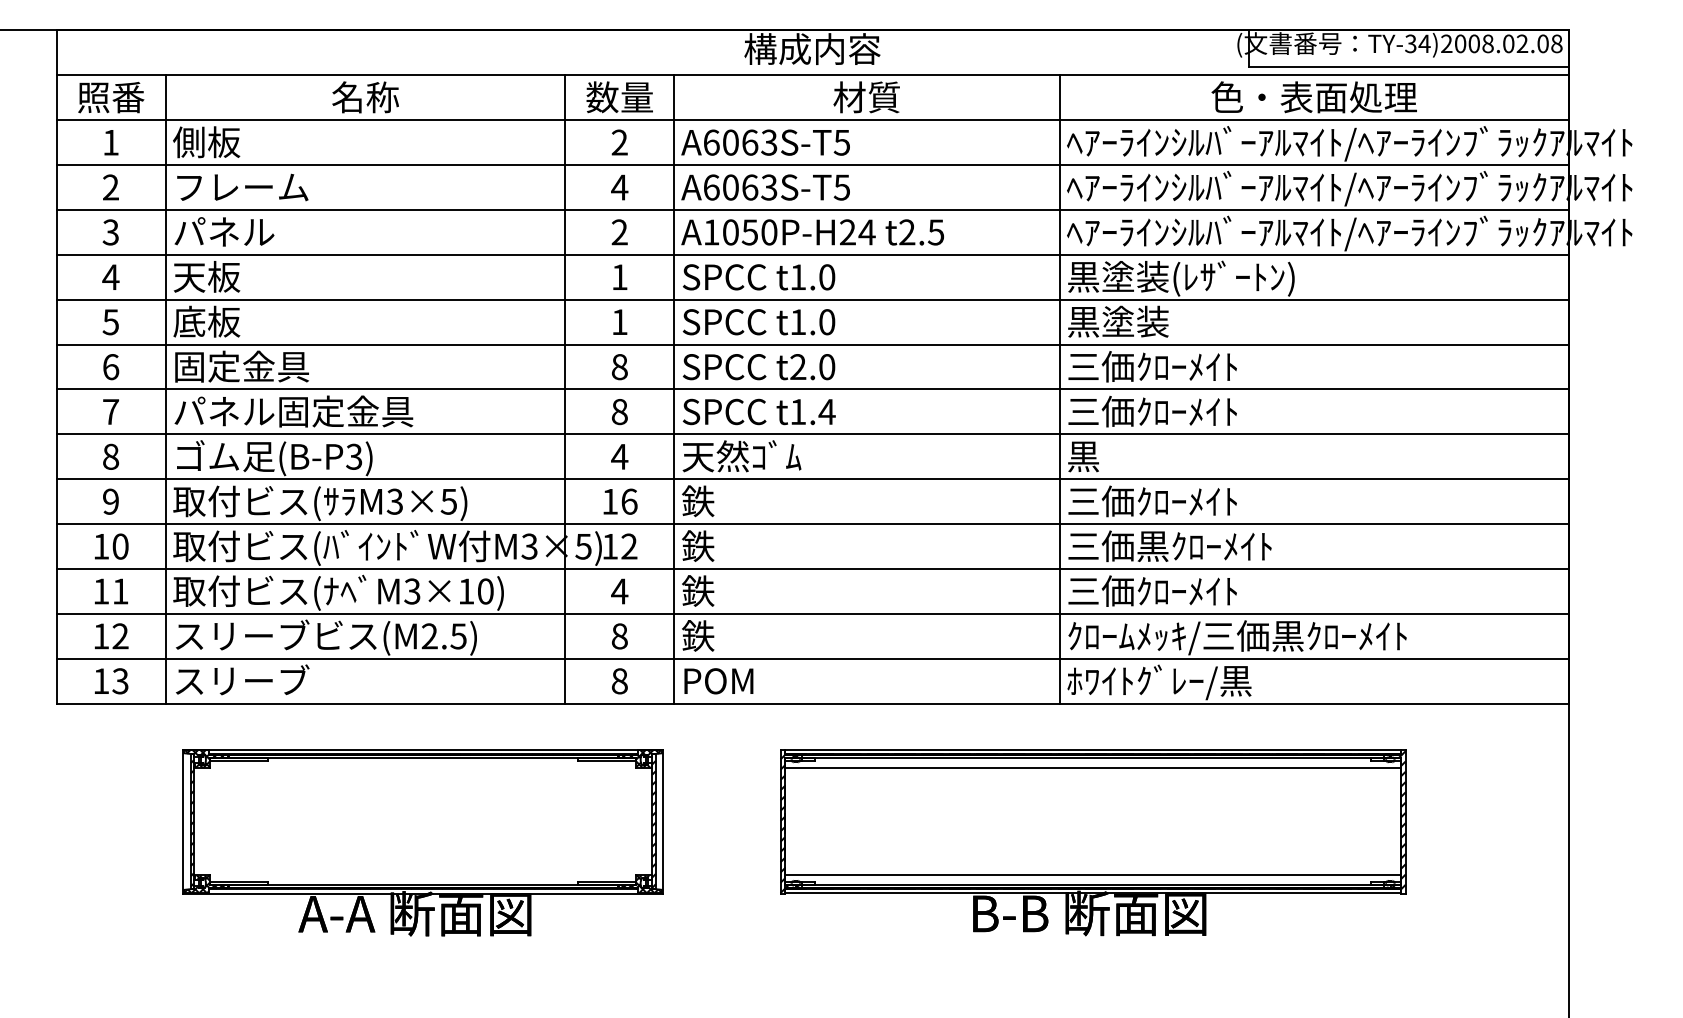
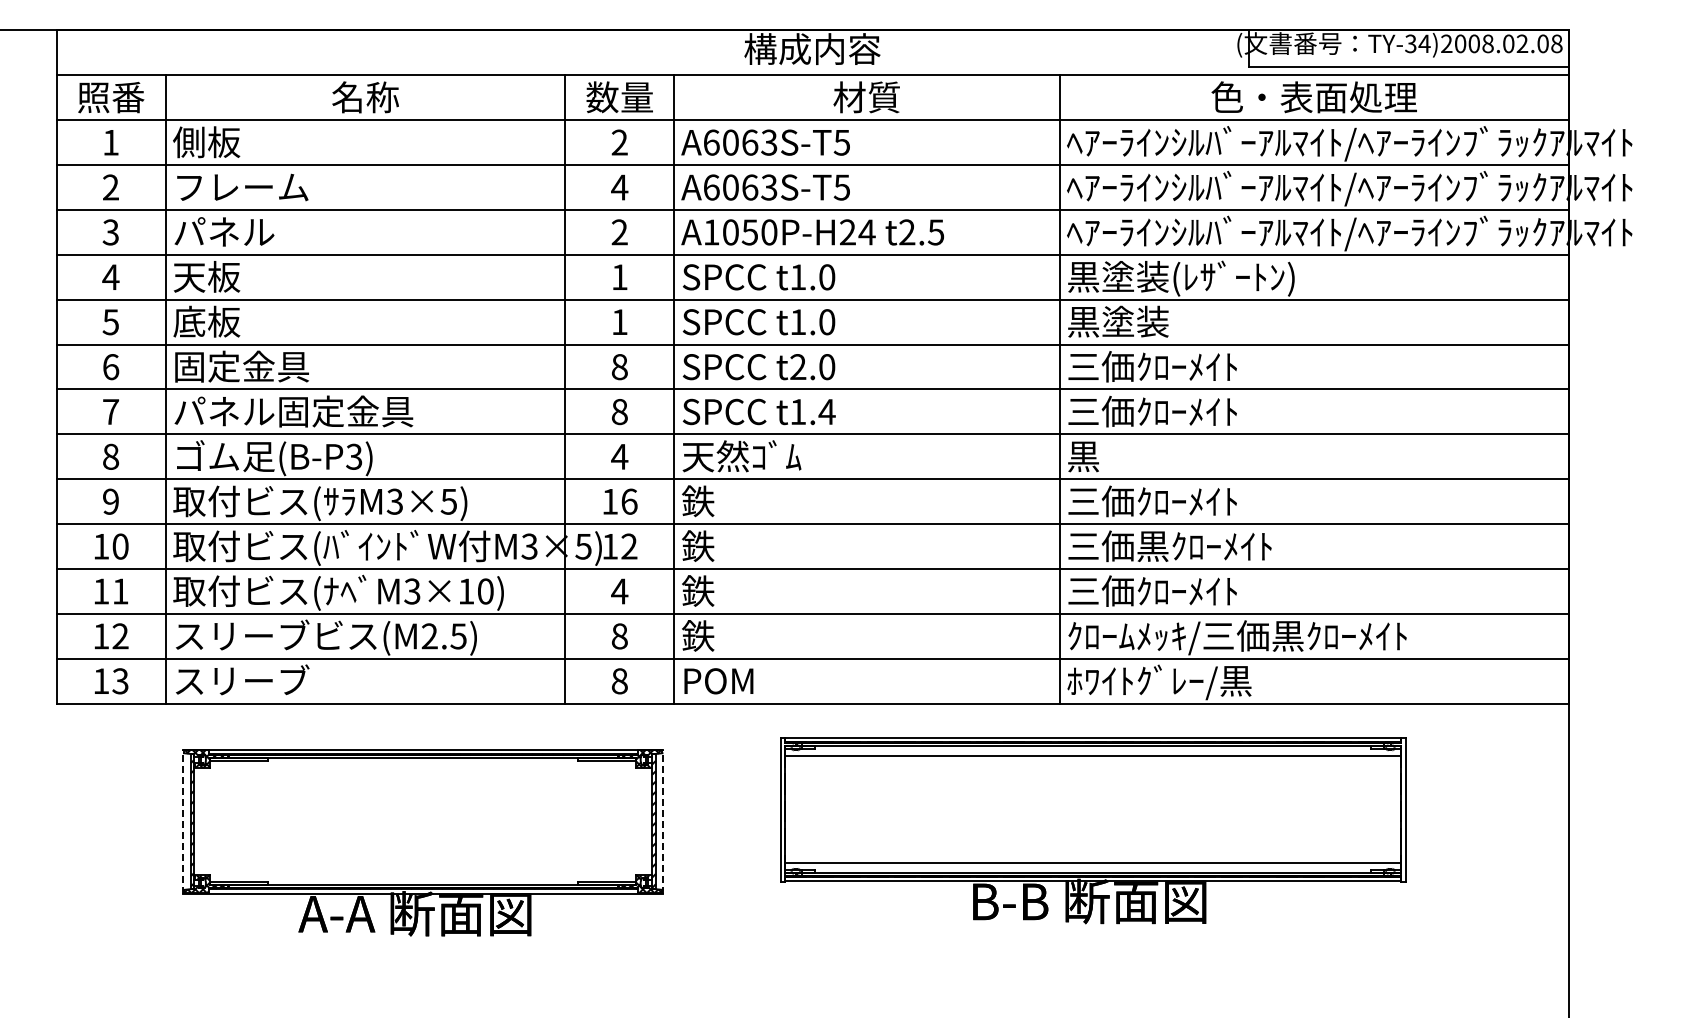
line: solid -> dashed (183, 821)
line: solid -> dashed (663, 821)
part position: (1093, 842) -> (1093, 830) (1093, 830)
